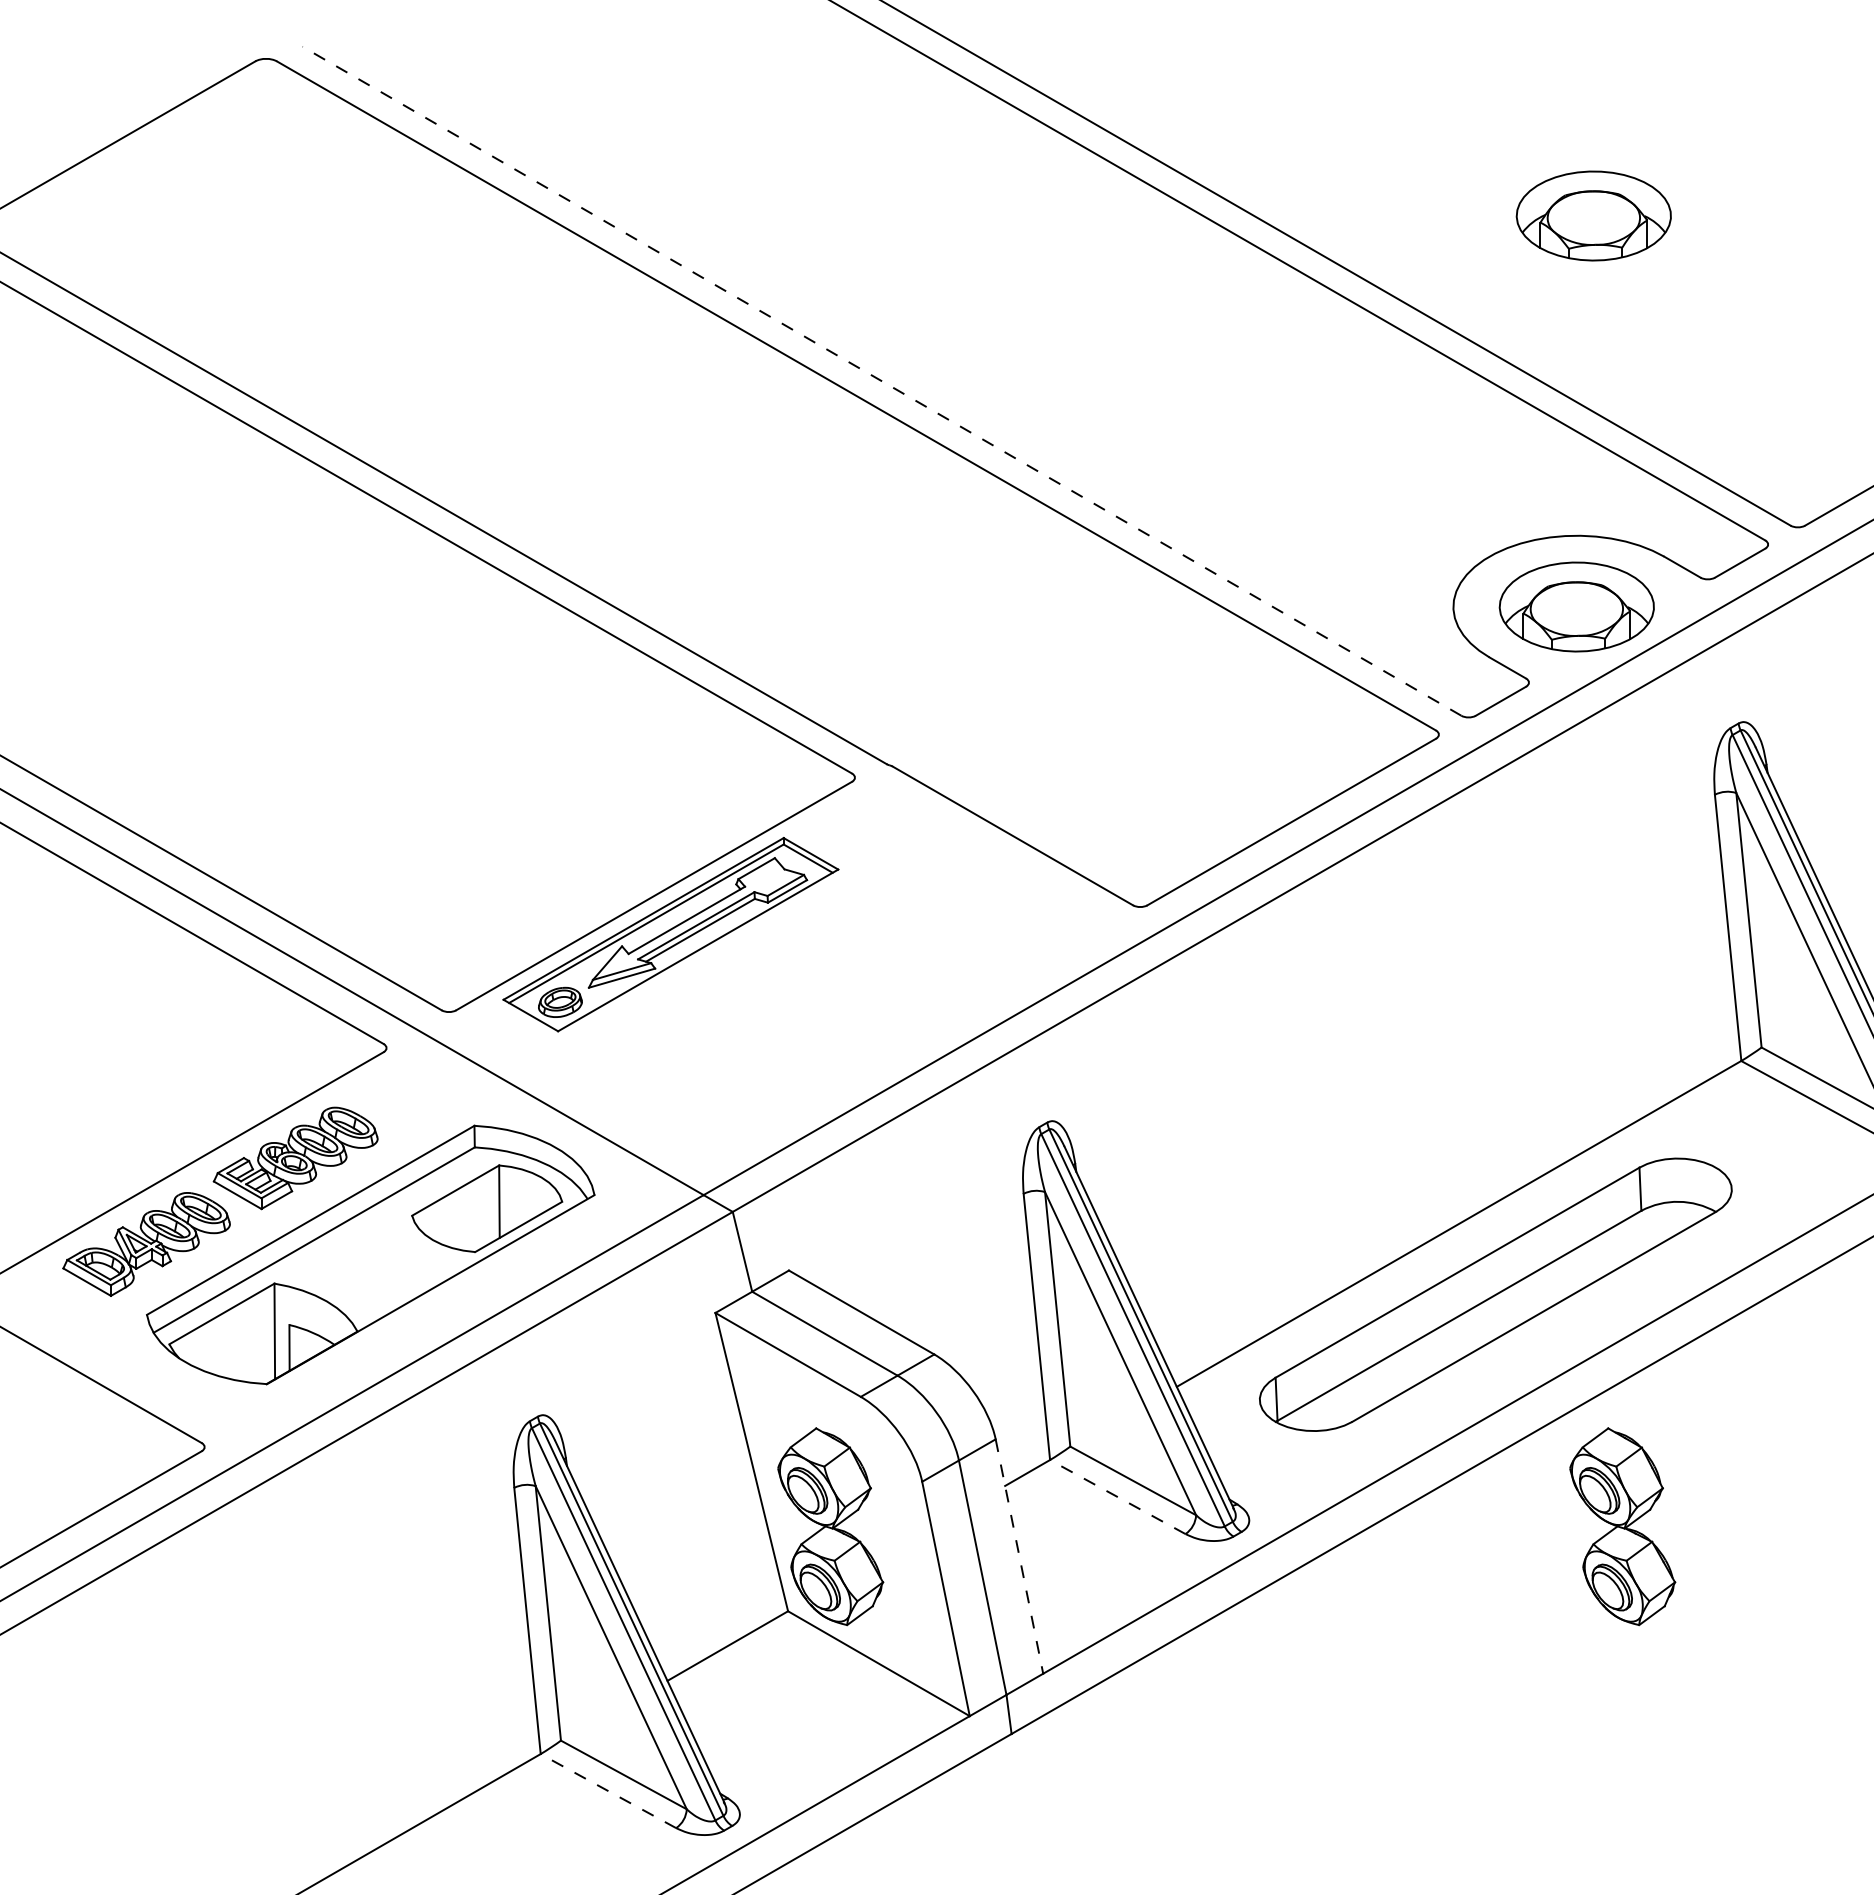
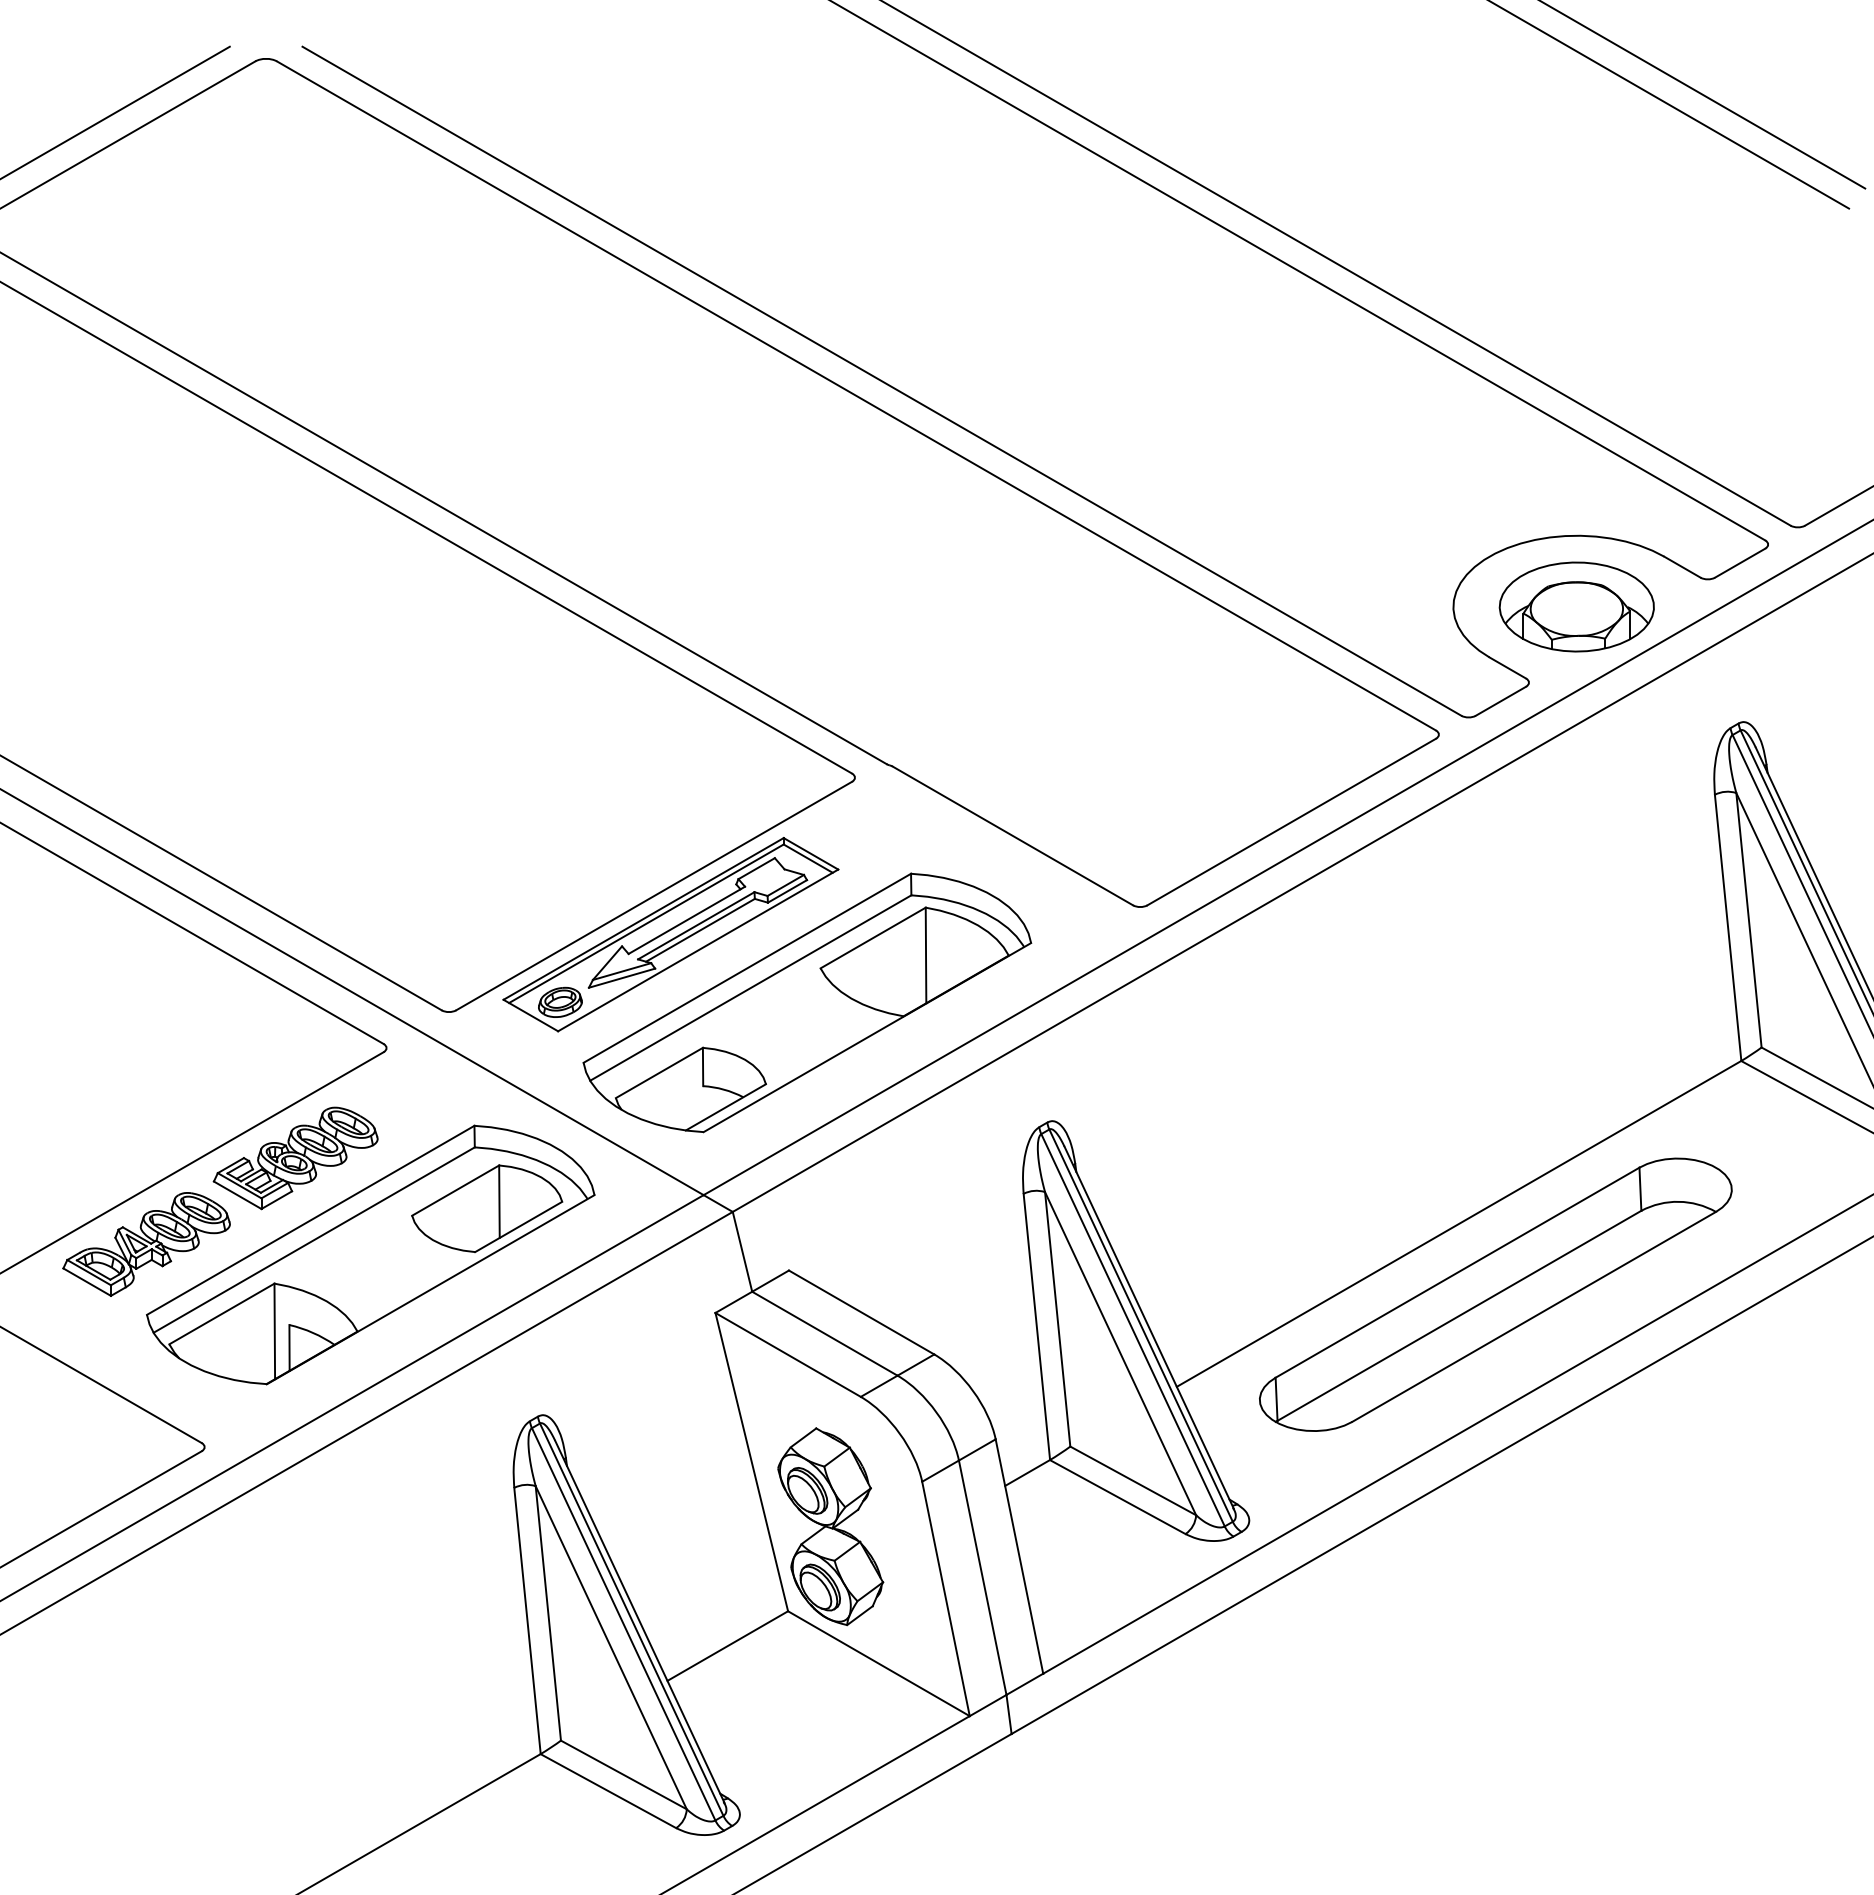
line: none -> present (1703, 95)
line: none -> present (1670, 105)
line: none -> present (115, 112)
part: present -> none (1593, 215)
line: dashed -> solid (881, 380)
part: none -> present (807, 1002)
line: dashed -> solid (1117, 1496)
part: present -> none (1622, 1526)
line: dashed -> solid (1019, 1556)
line: dashed -> solid (607, 1790)
